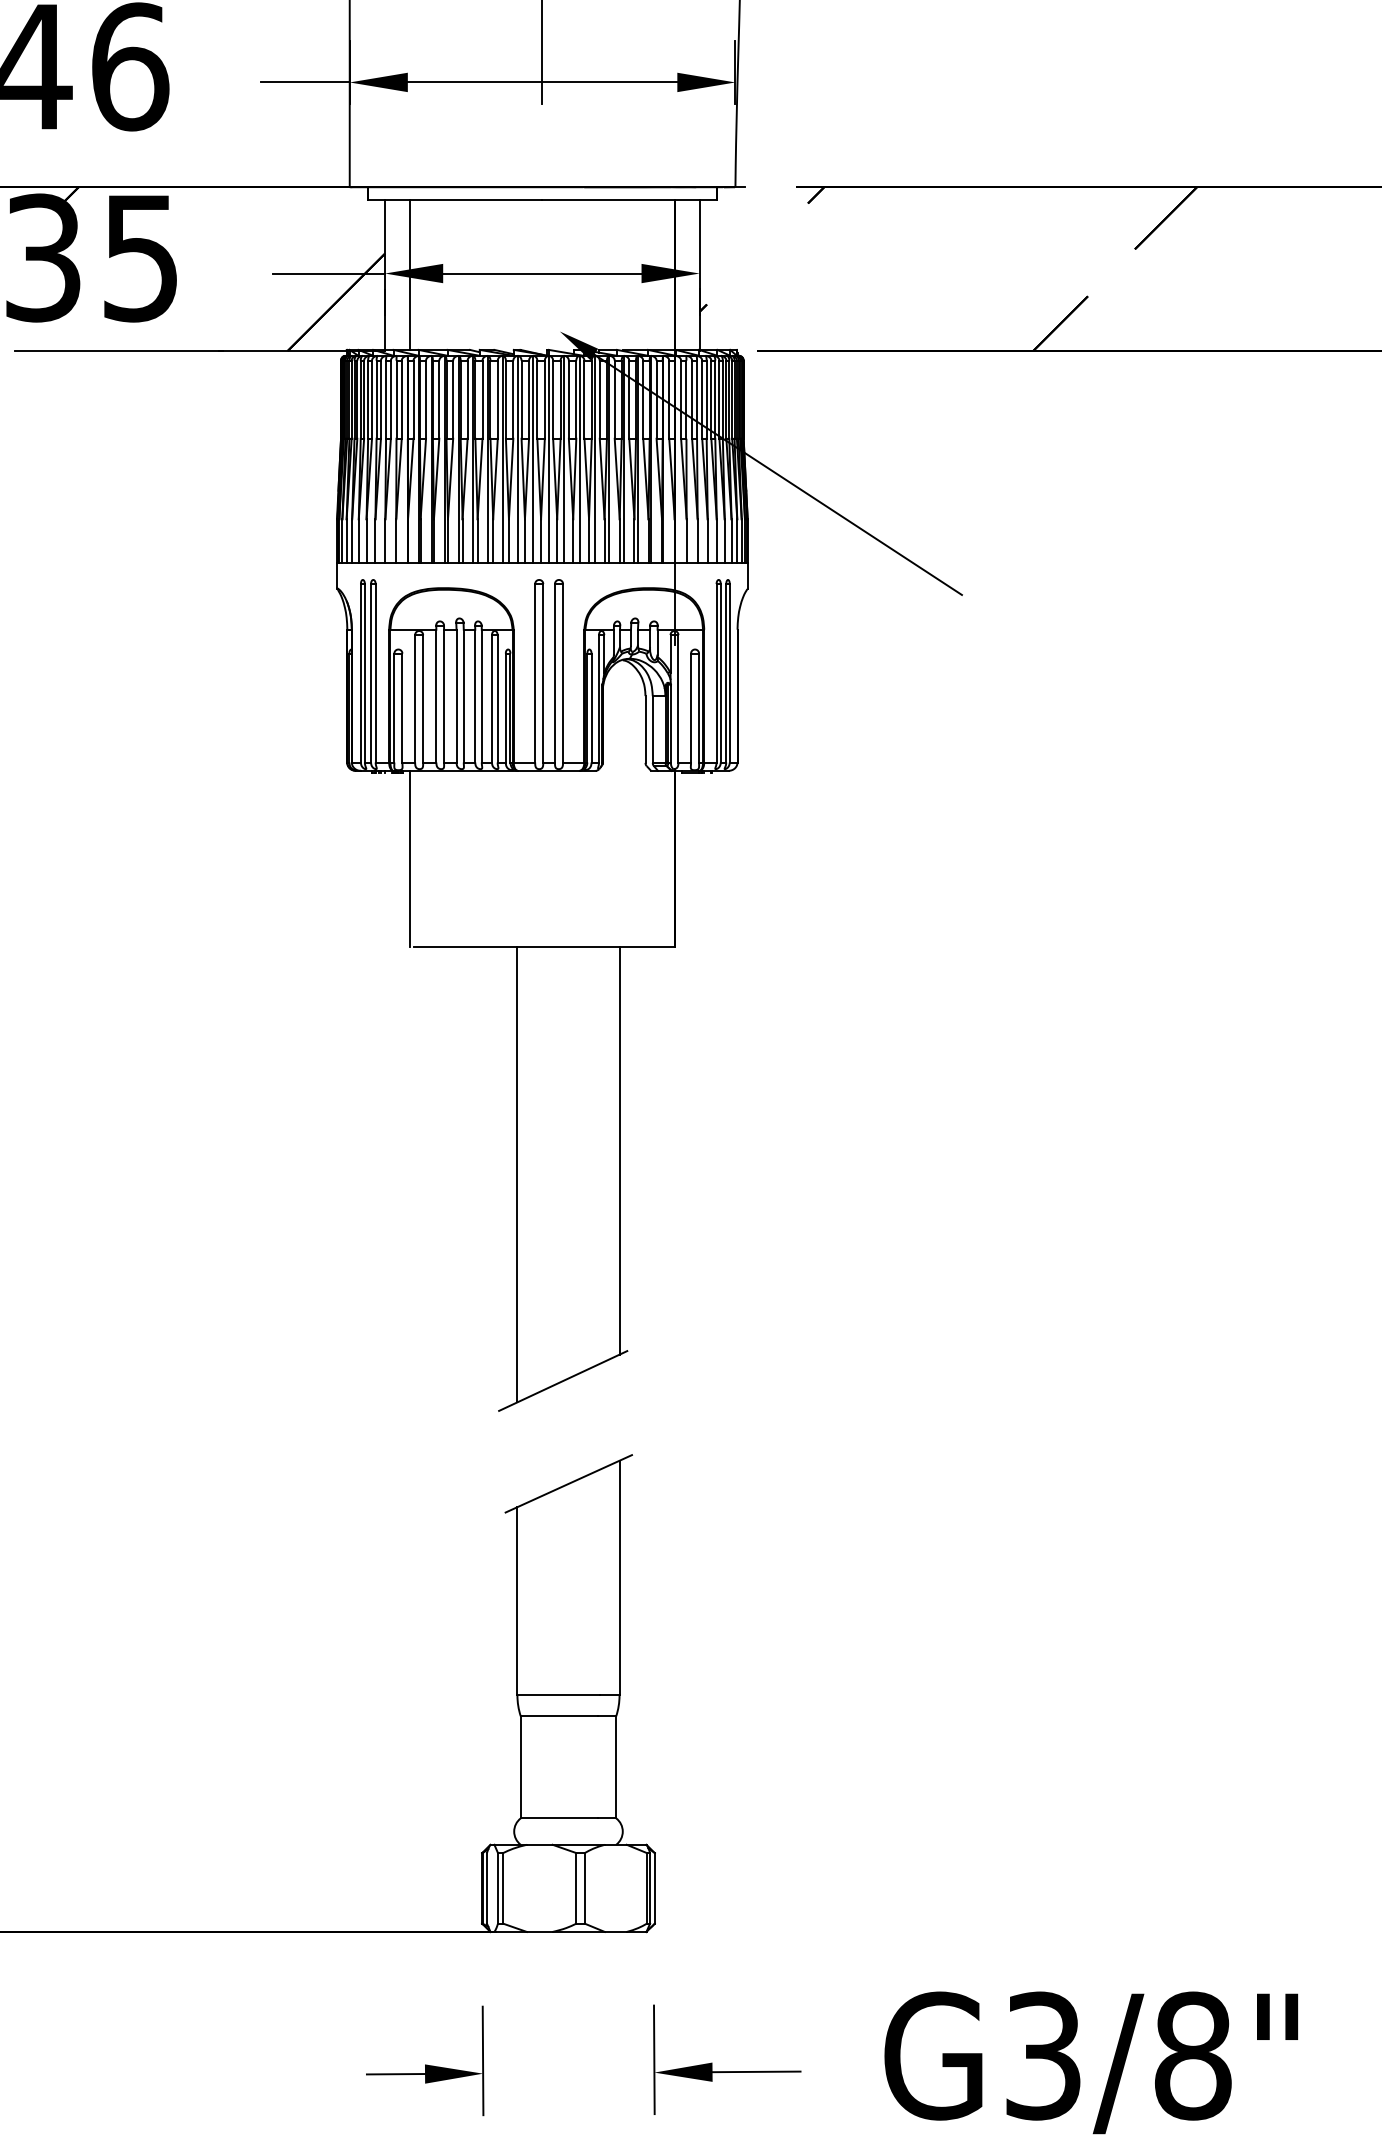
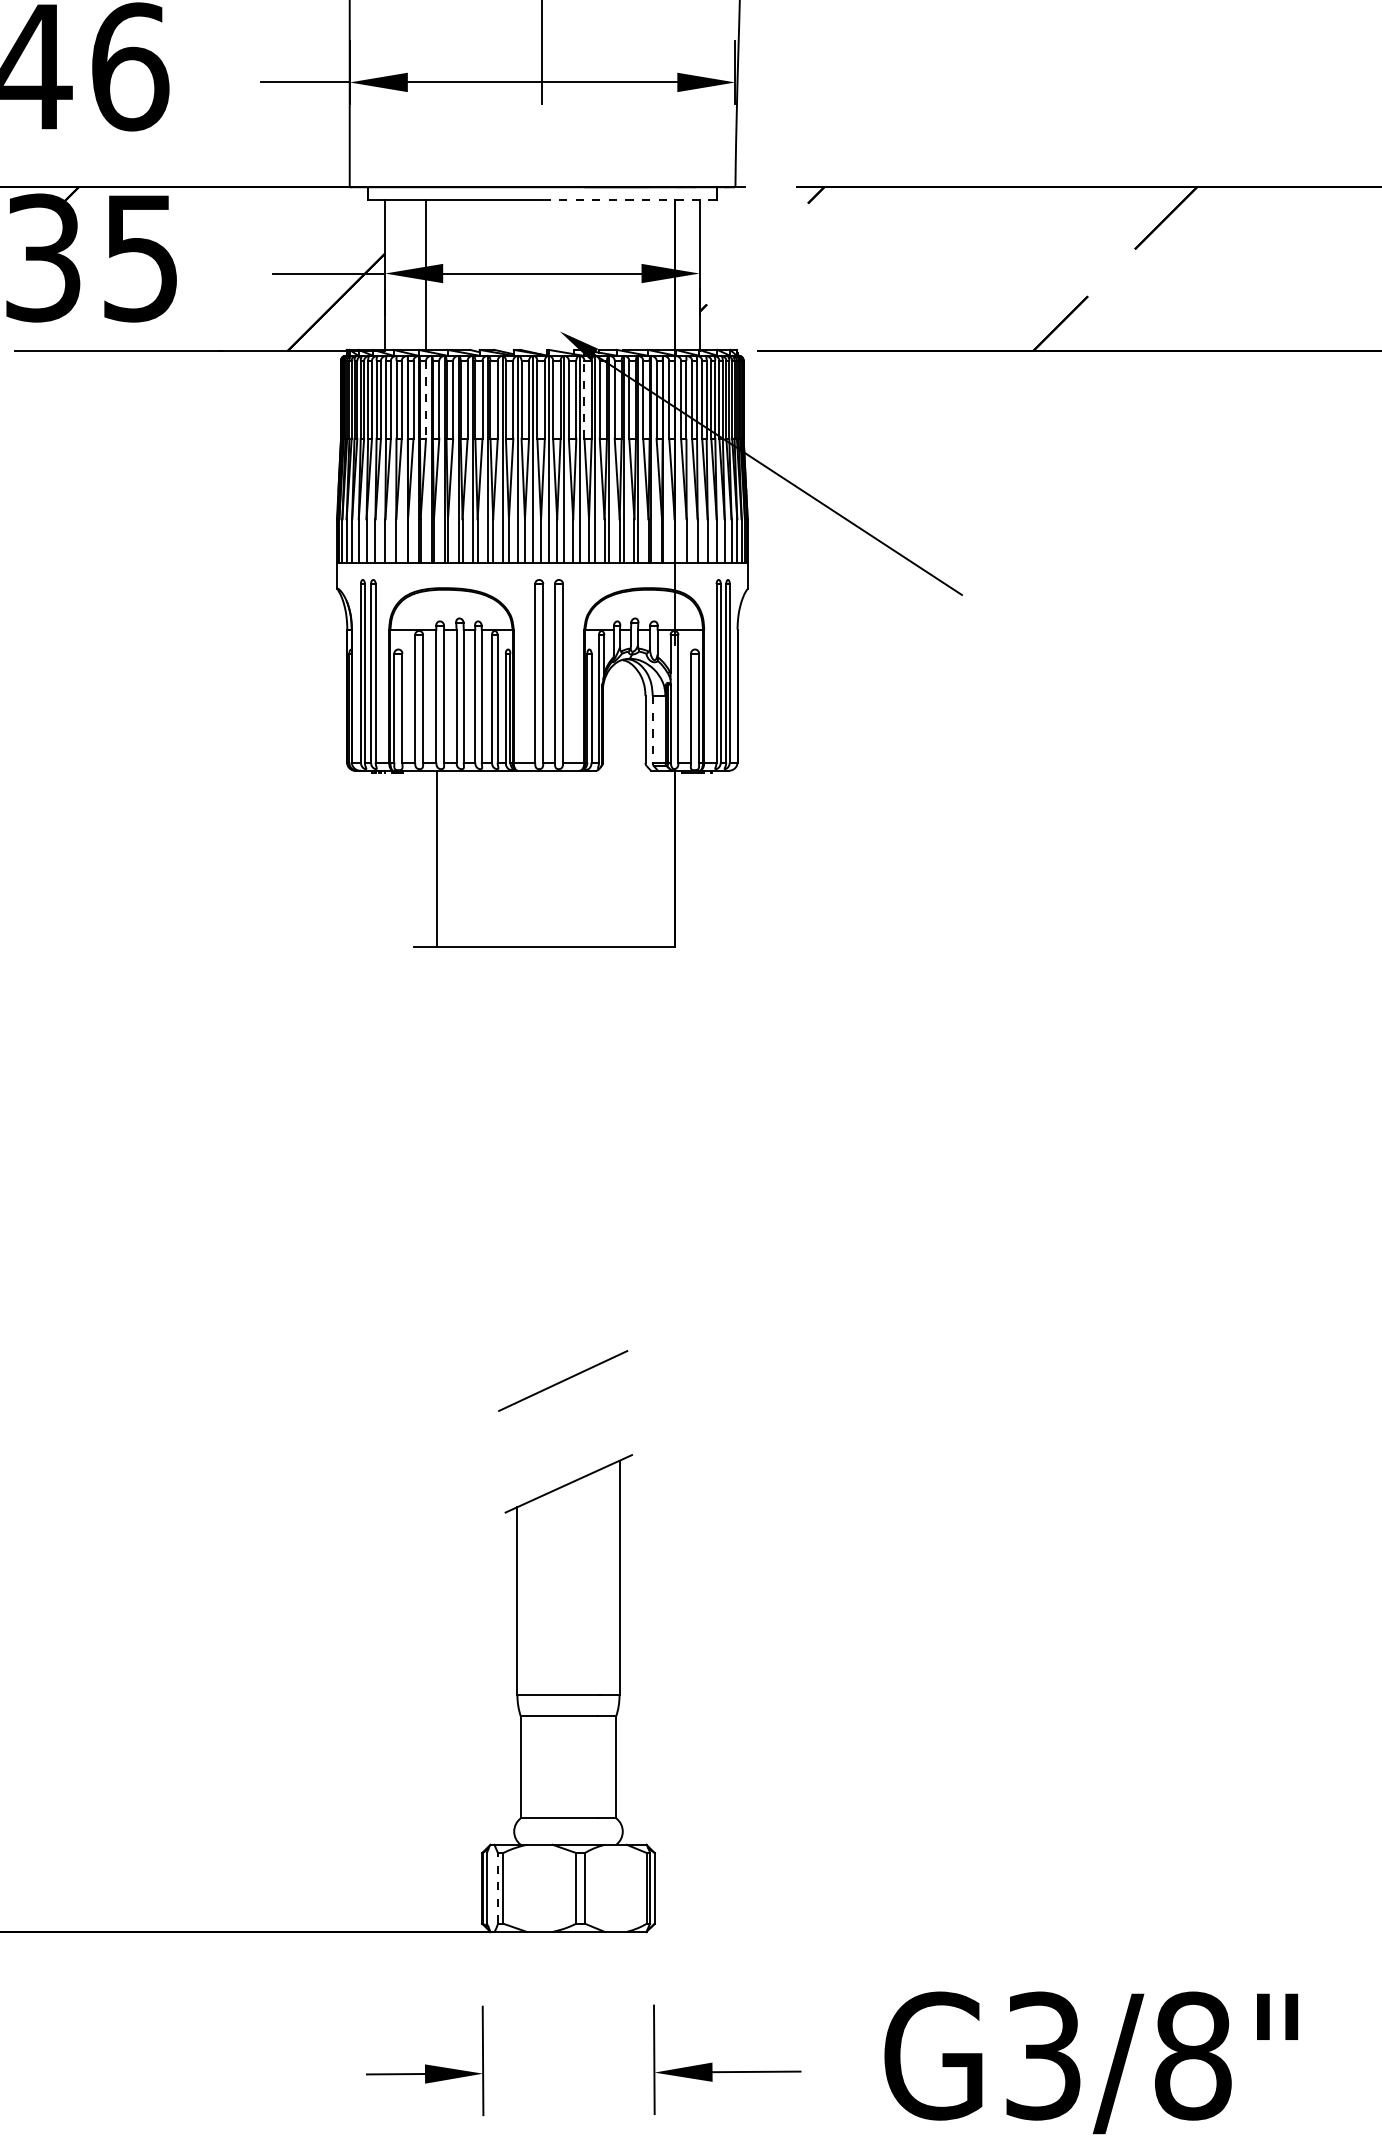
line: solid -> dashed (630, 199)
line position: (409, 274) -> (425, 274) (425, 274)
line: solid -> dashed (584, 399)
line: solid -> dashed (426, 400)
line: solid -> dashed (652, 729)
line position: (409, 858) -> (436, 858) (436, 858)
line: present -> none (619, 1150)
line: present -> none (517, 1174)
line: solid -> dashed (498, 1887)
